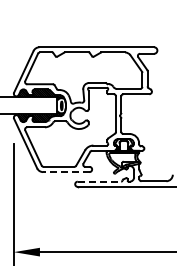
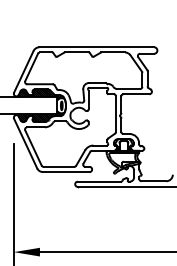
line: dashed -> solid (65, 172)
line: dashed -> solid (99, 181)
